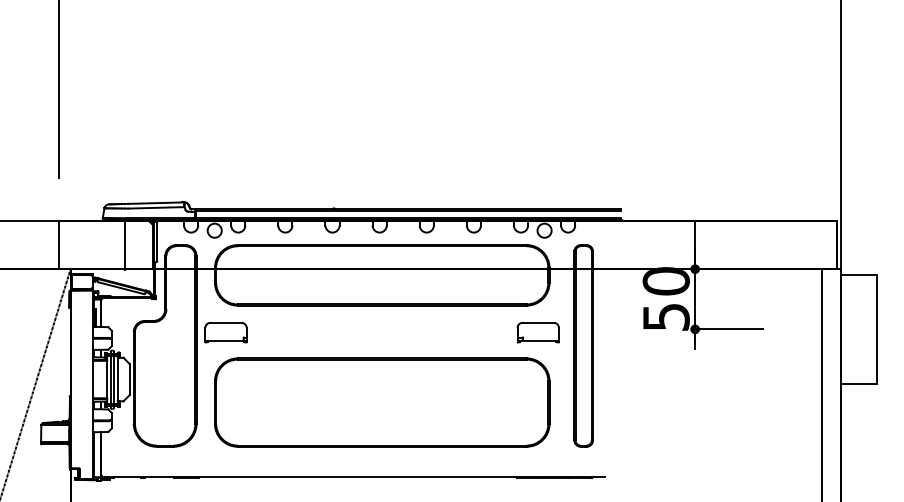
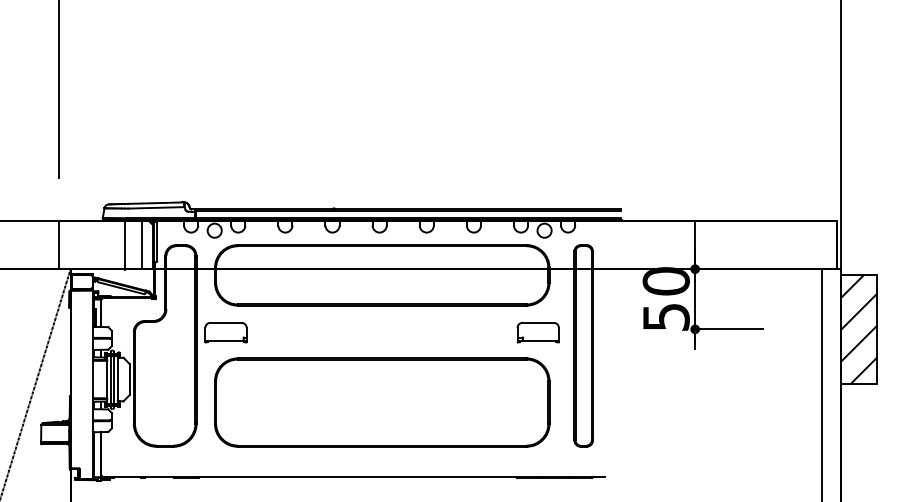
line: none -> present (141, 245)
hatch: none -> present (858, 329)
